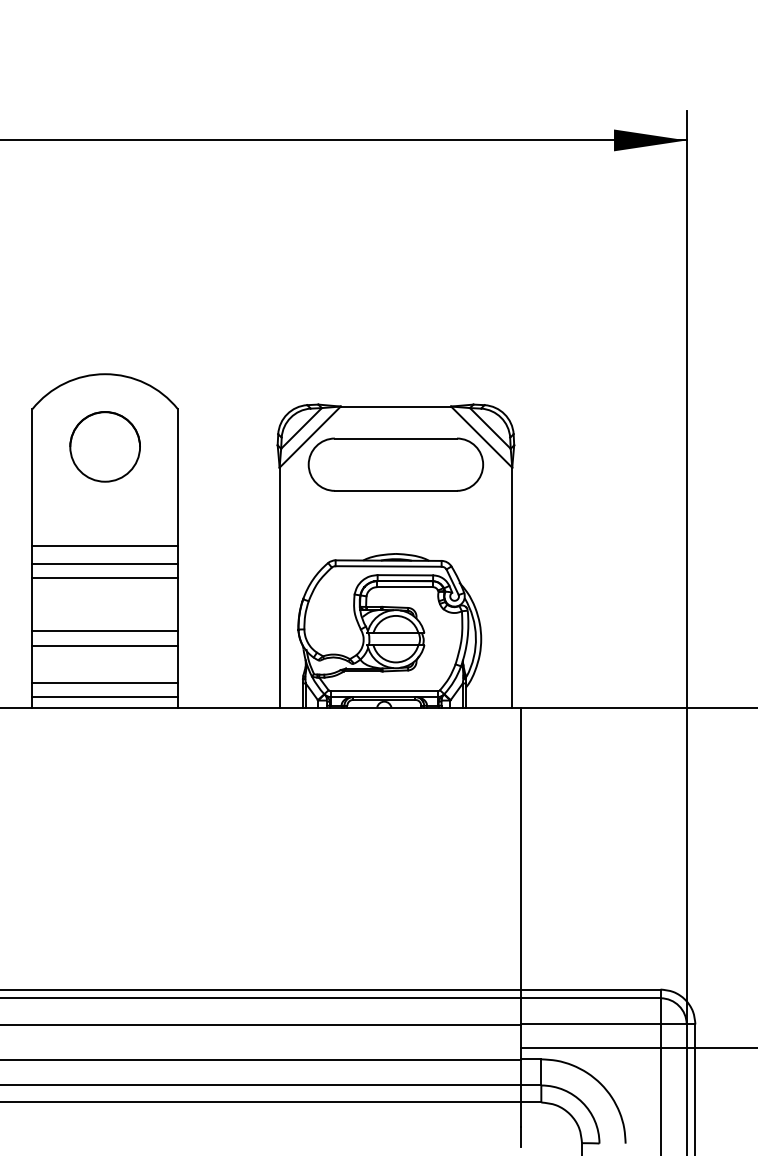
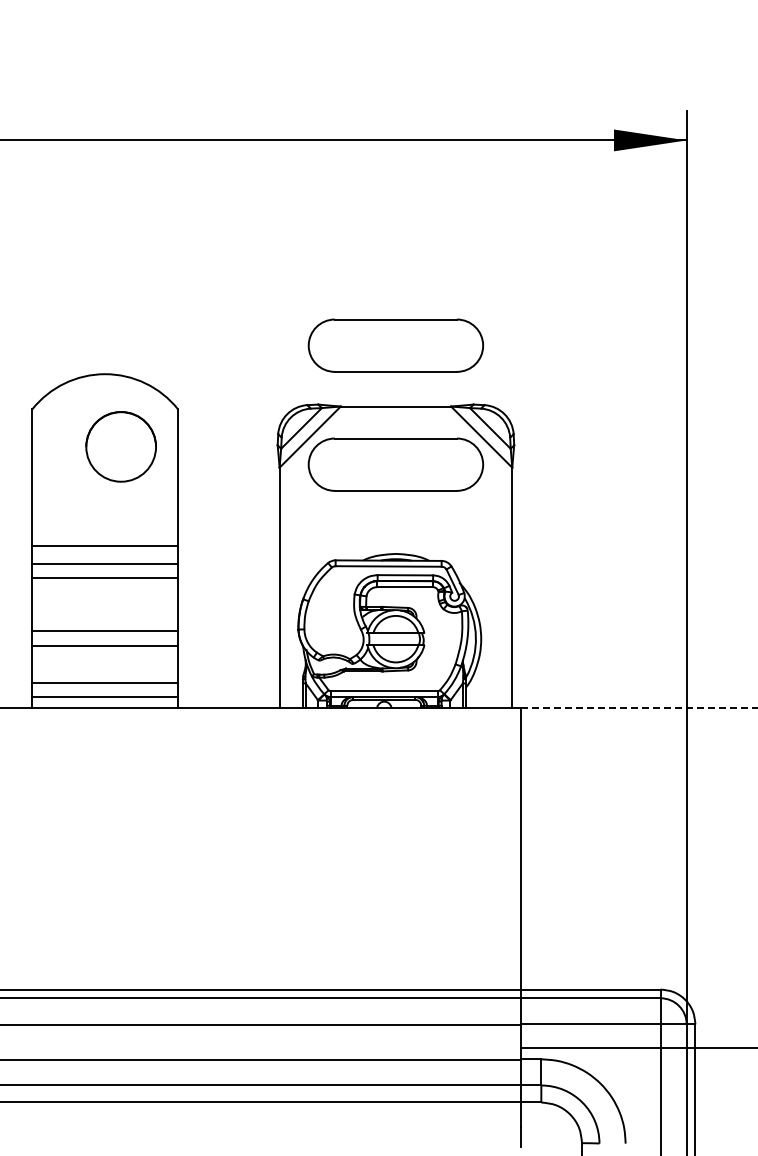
part: none -> present (395, 345)
circle position: (104, 446) -> (120, 446) (120, 446)
line: solid -> dashed (639, 707)
